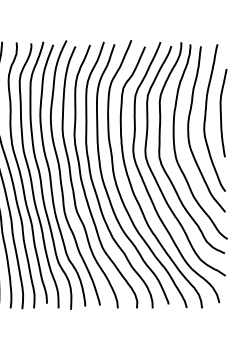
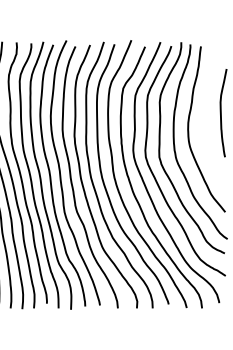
curve: present -> none (206, 117)
